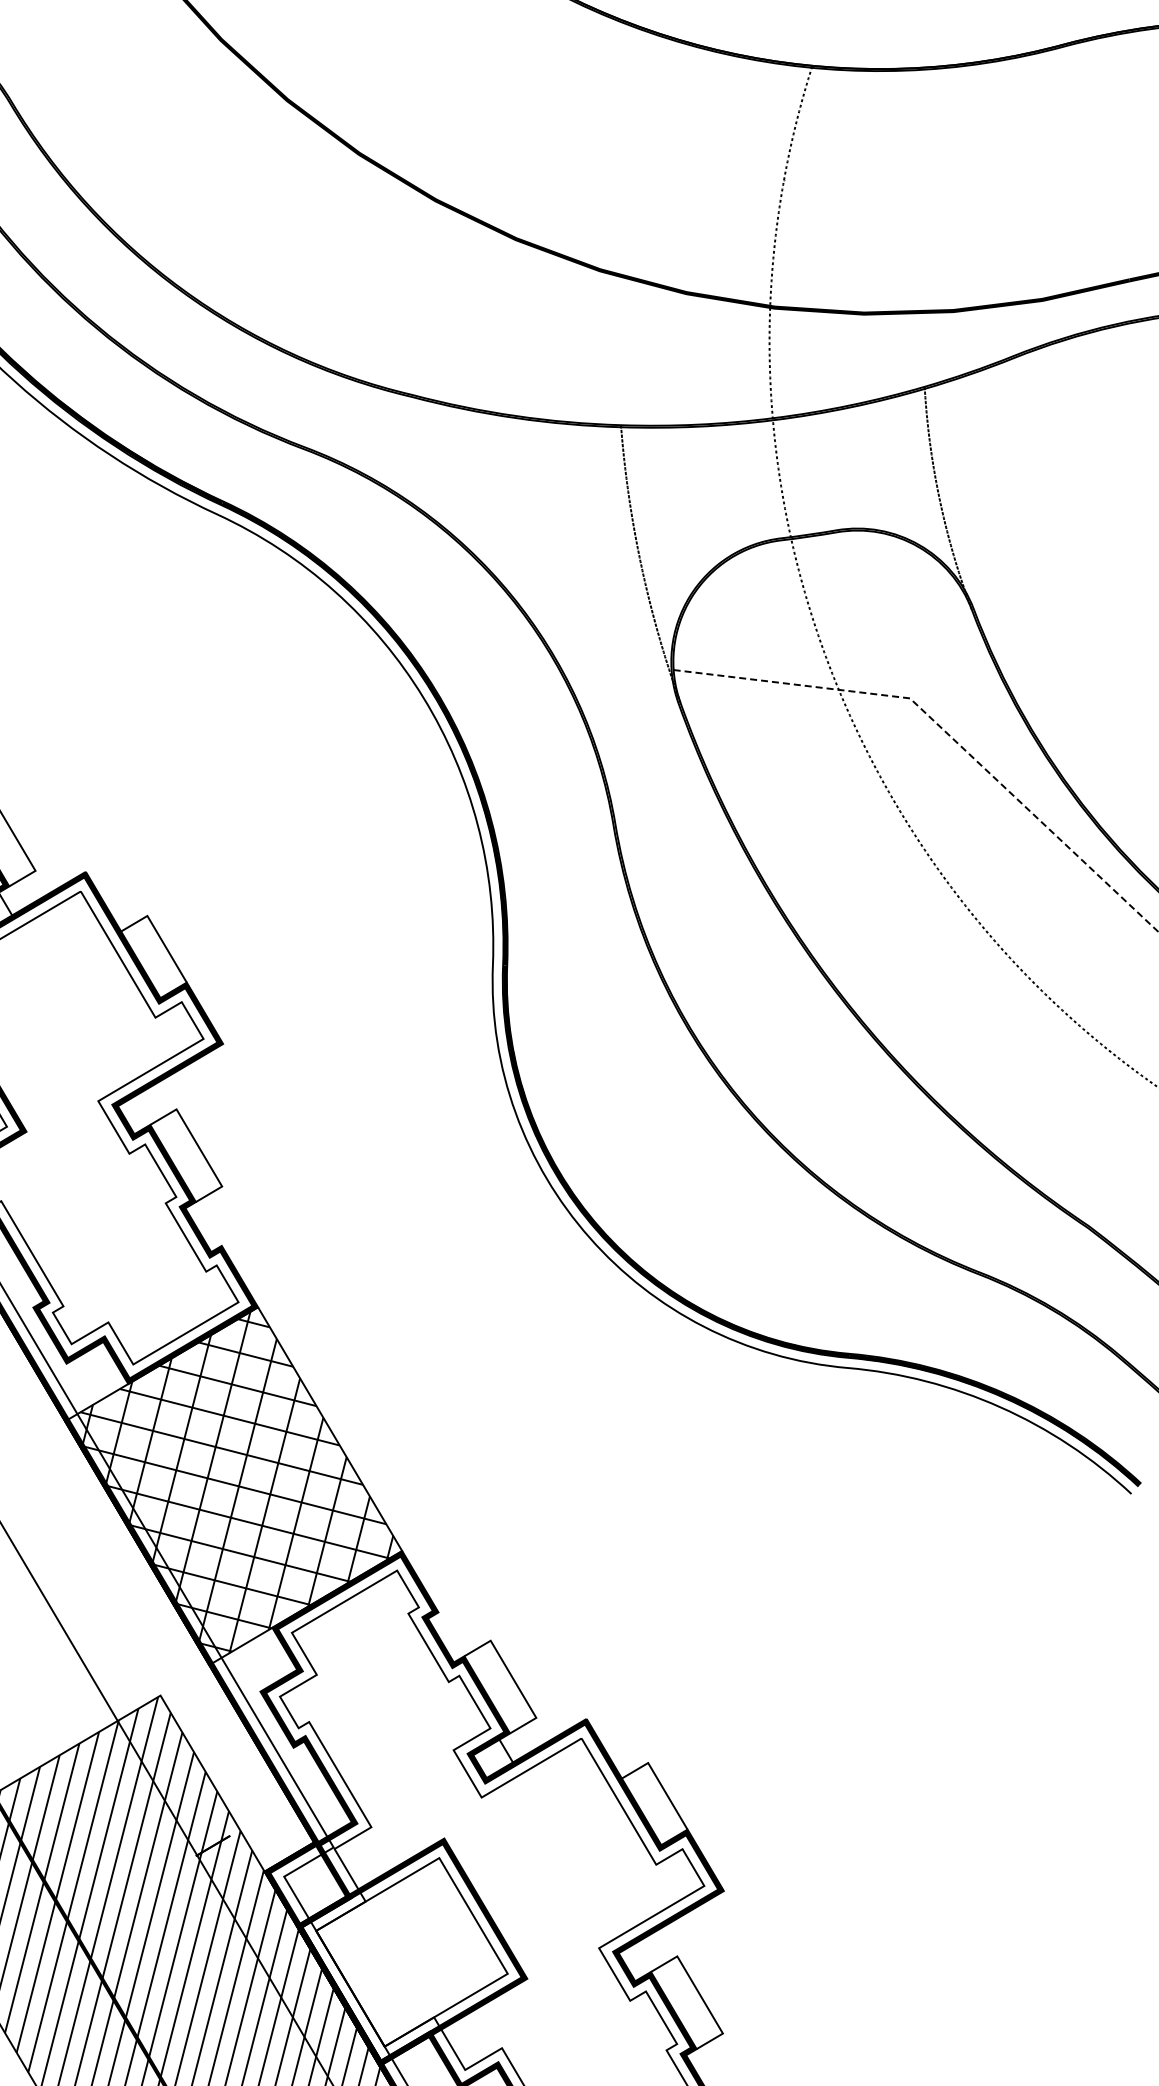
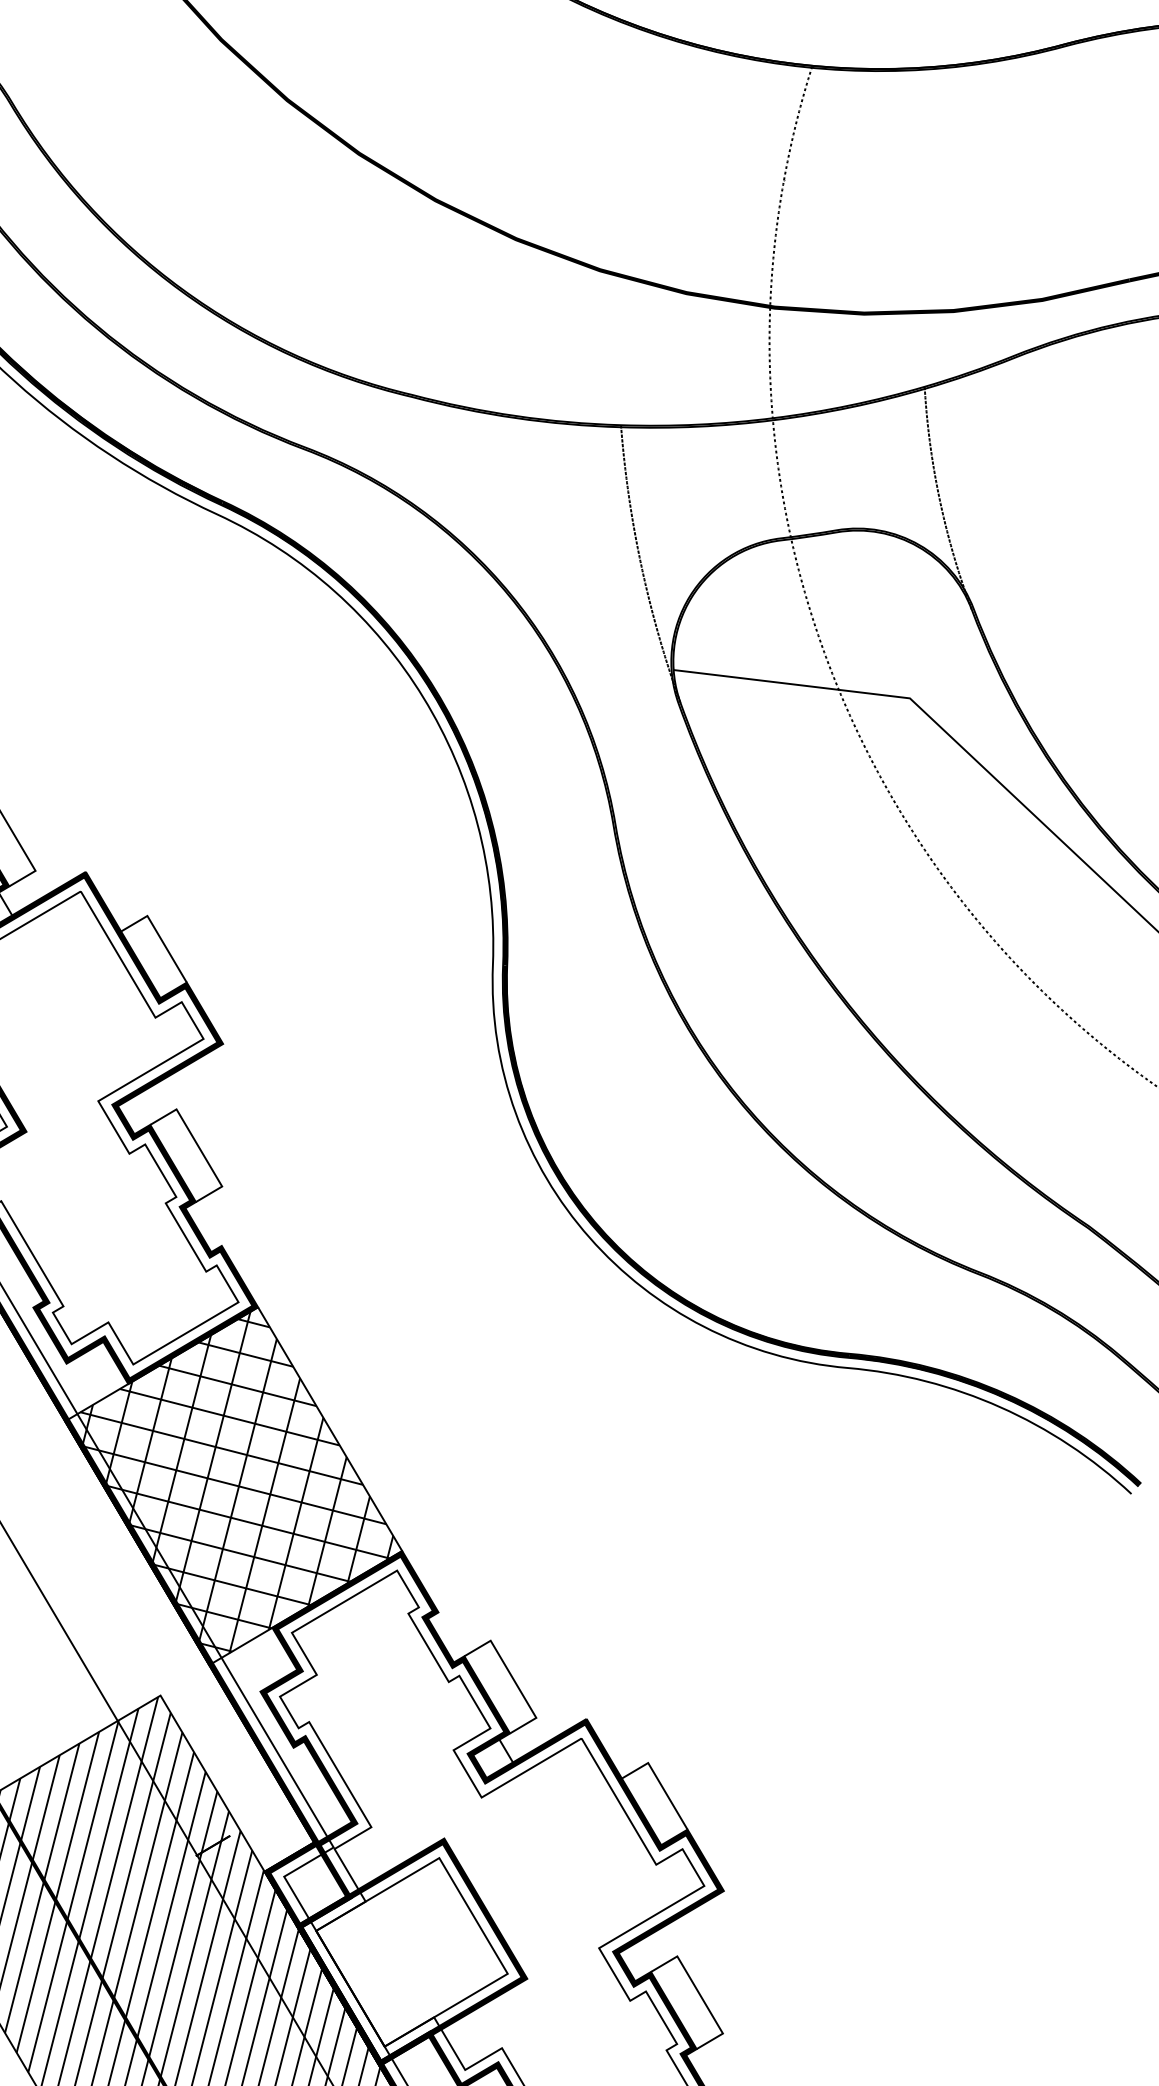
line: dashed -> solid (947, 733)
